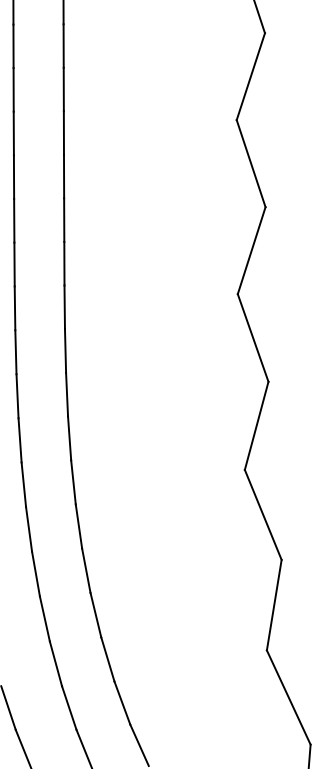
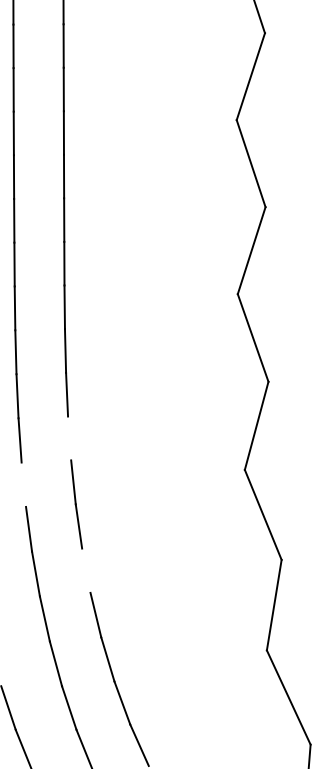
line: present -> none (69, 438)
line: present -> none (23, 484)
line: present -> none (86, 570)
